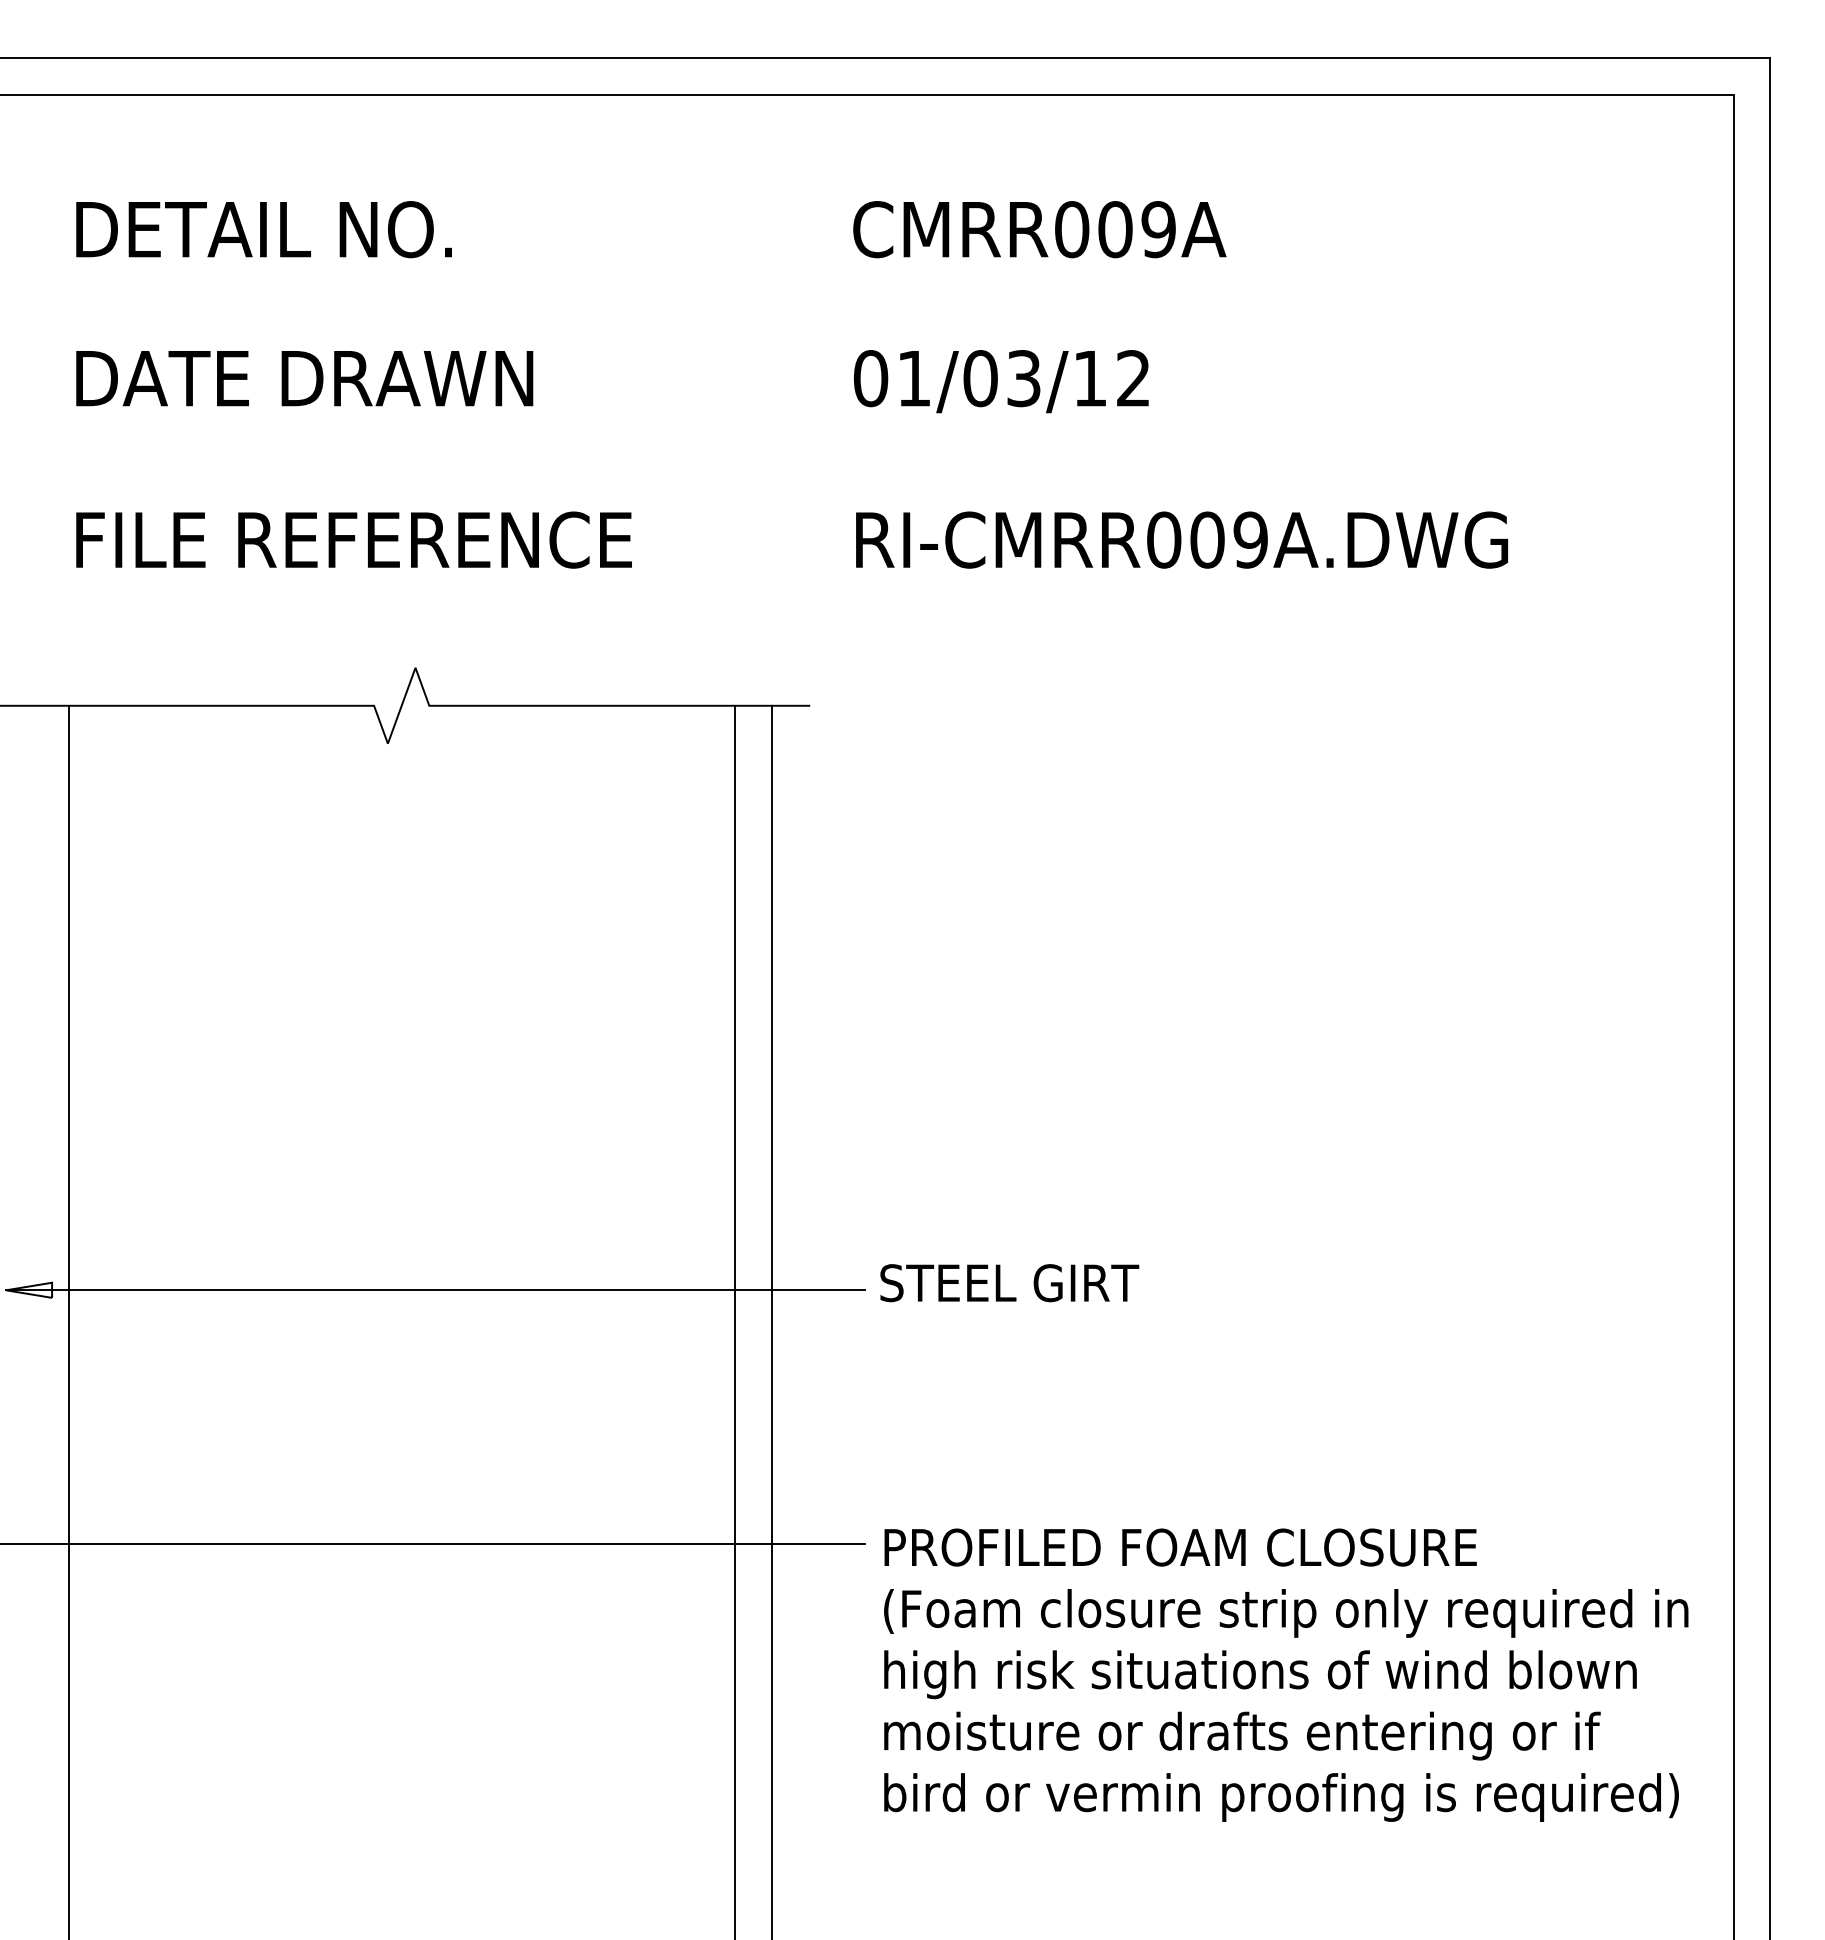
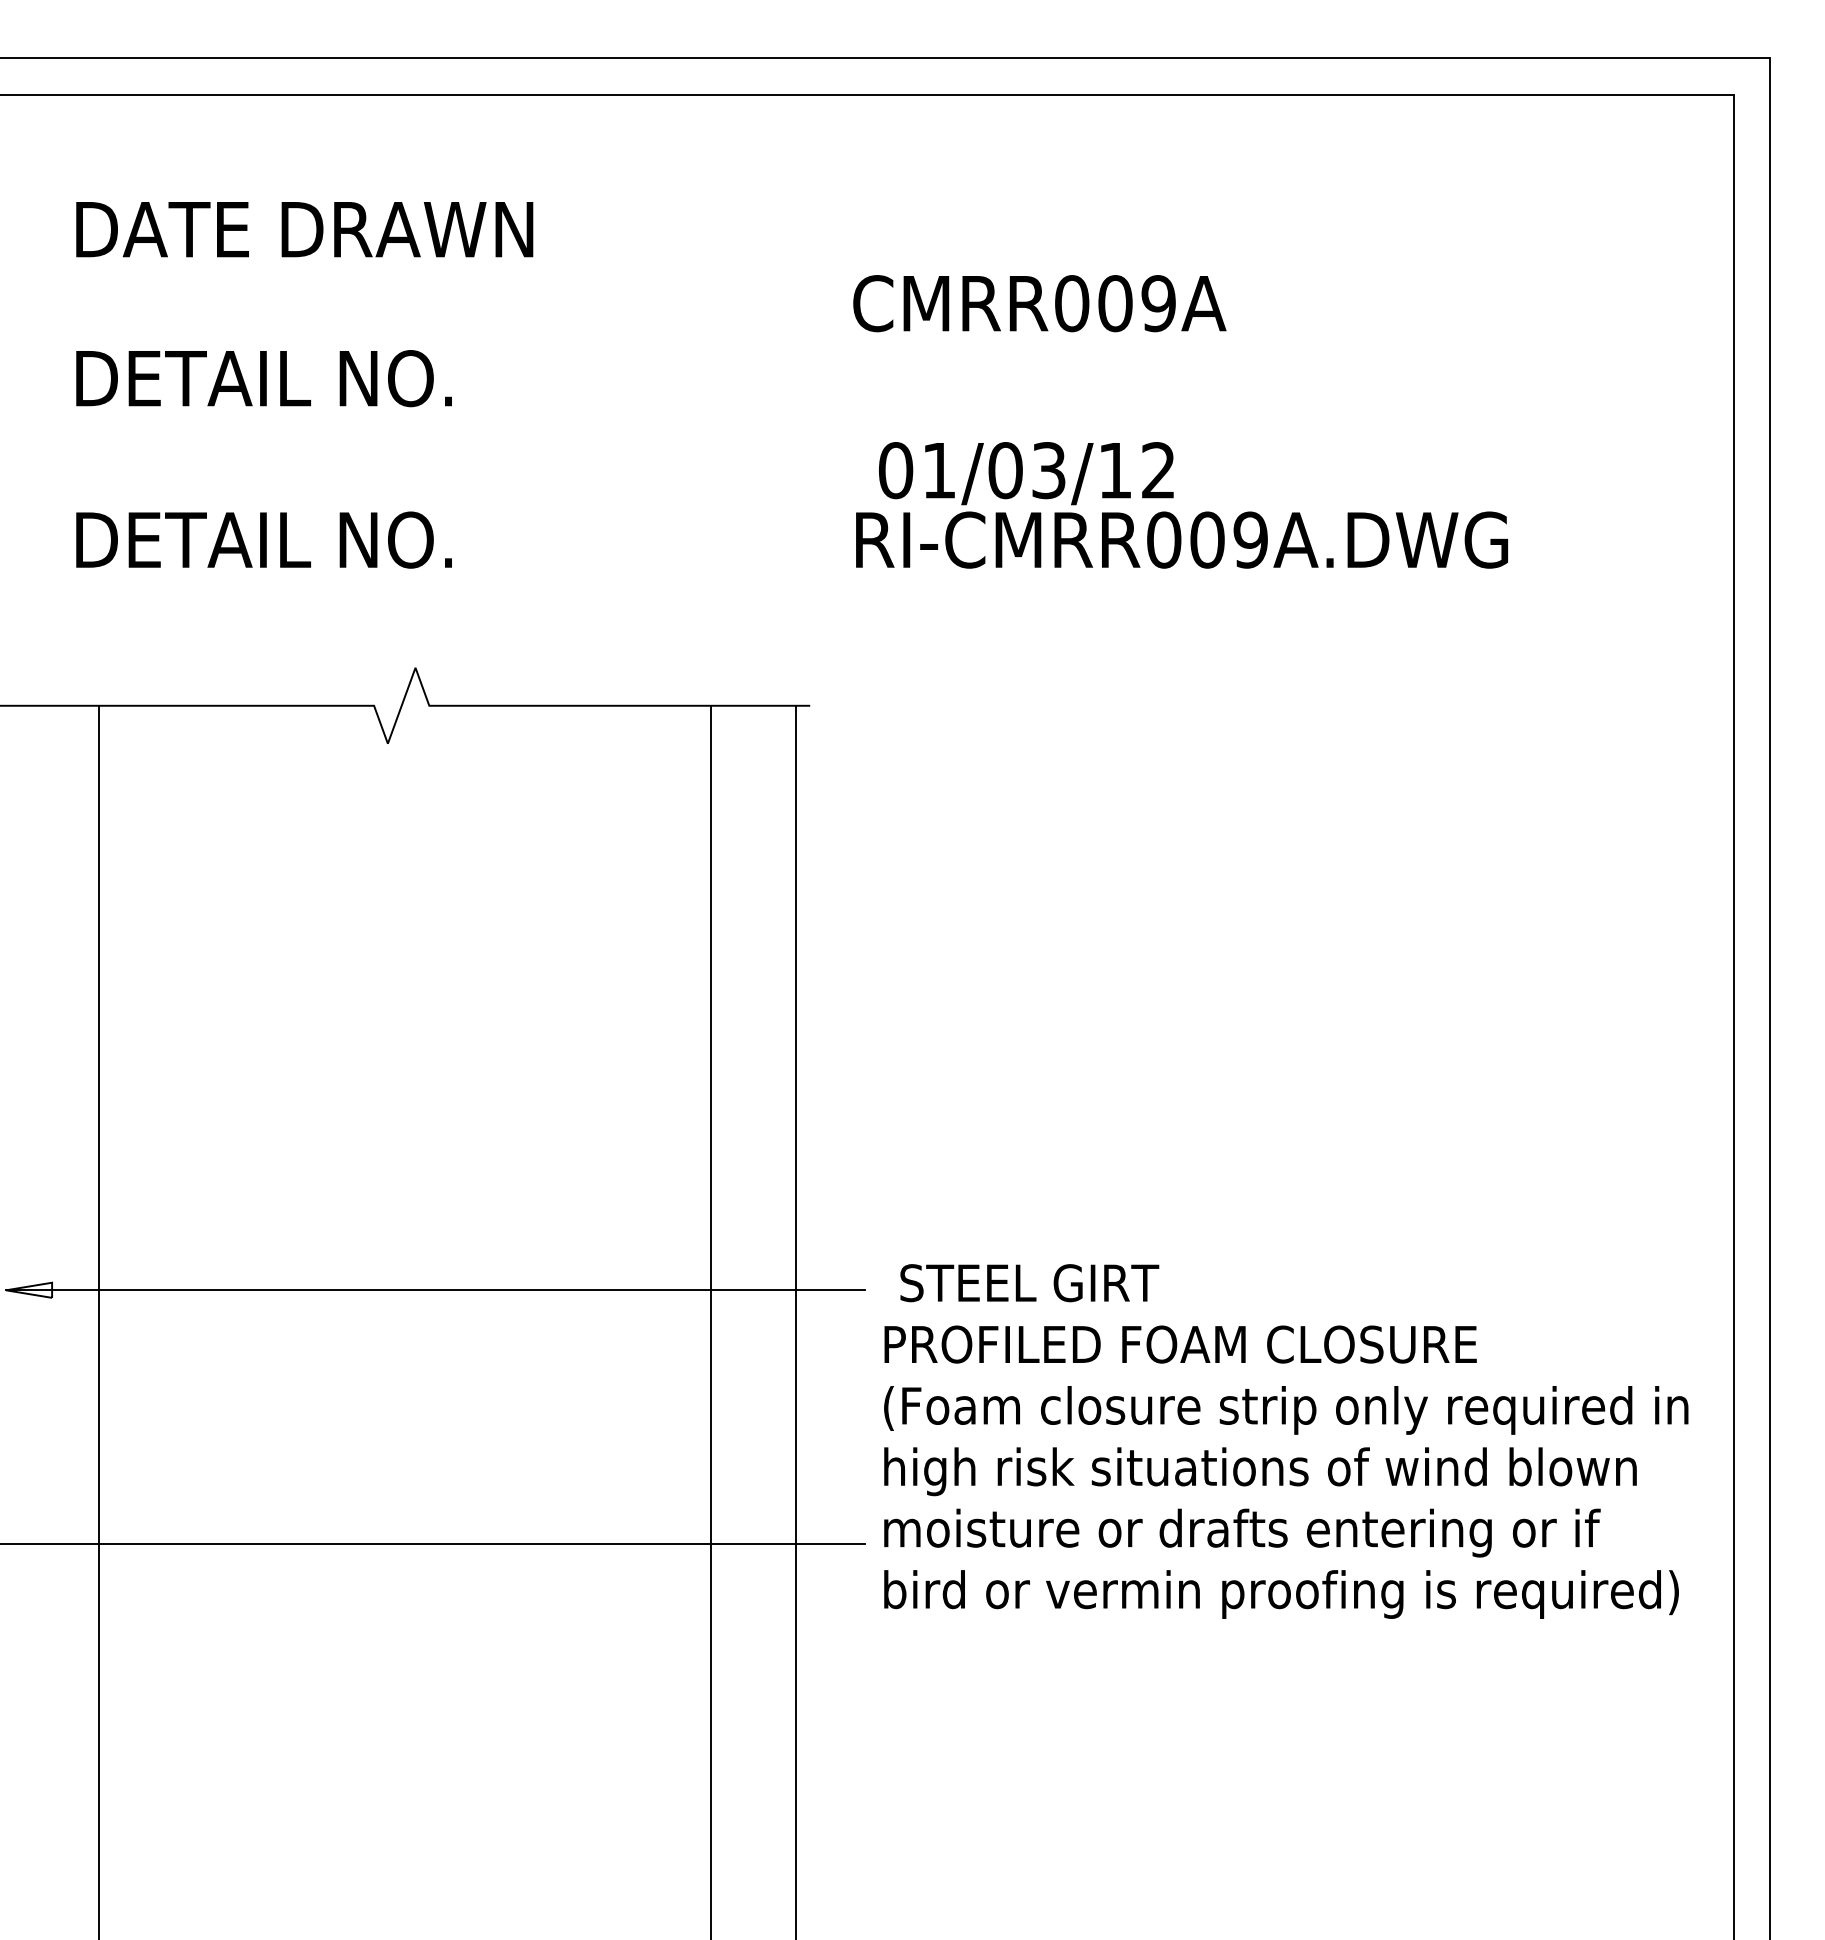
text: DETAIL NO. -> DATE DRAWN (327, 229)
text position: (1039, 229) -> (1039, 303) (1039, 303)
text: DATE DRAWN -> DETAIL NO. (327, 378)
text position: (1001, 381) -> (1026, 473) (1026, 473)
text: FILE REFERENCE -> DETAIL NO. (357, 539)
text position: (1009, 1283) -> (1029, 1283) (1029, 1283)
line position: (69, 1320) -> (99, 1320) (99, 1320)
line position: (735, 1320) -> (711, 1320) (711, 1320)
line position: (772, 1320) -> (796, 1320) (796, 1320)
text position: (1286, 1674) -> (1286, 1471) (1286, 1471)
